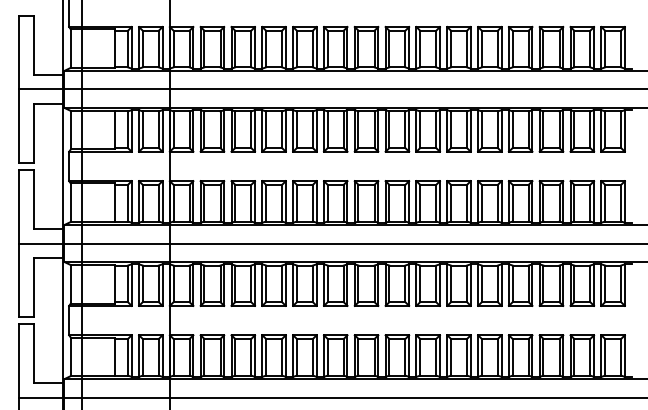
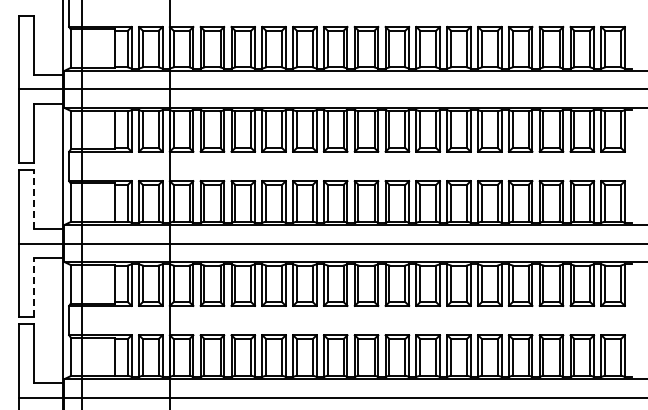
line: solid -> dashed (34, 198)
line: solid -> dashed (34, 287)
